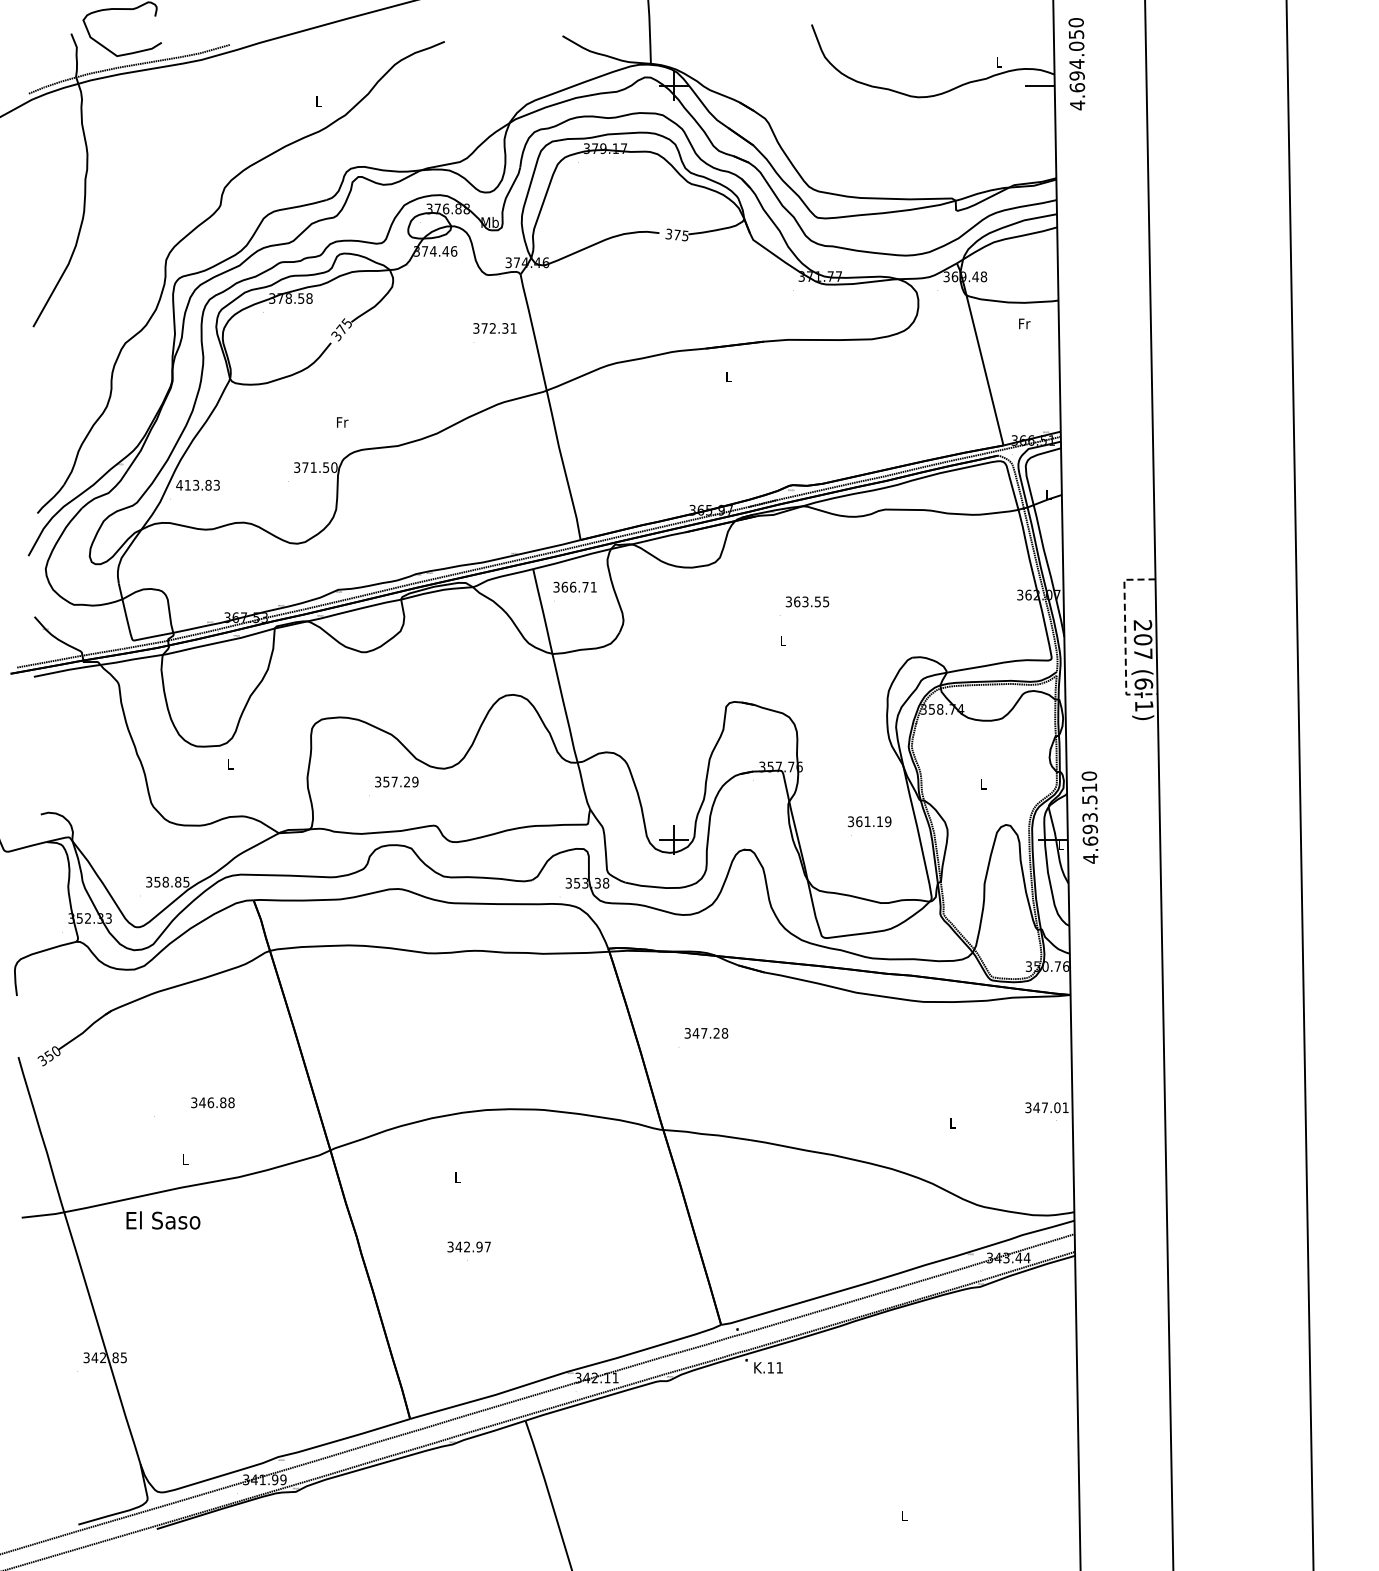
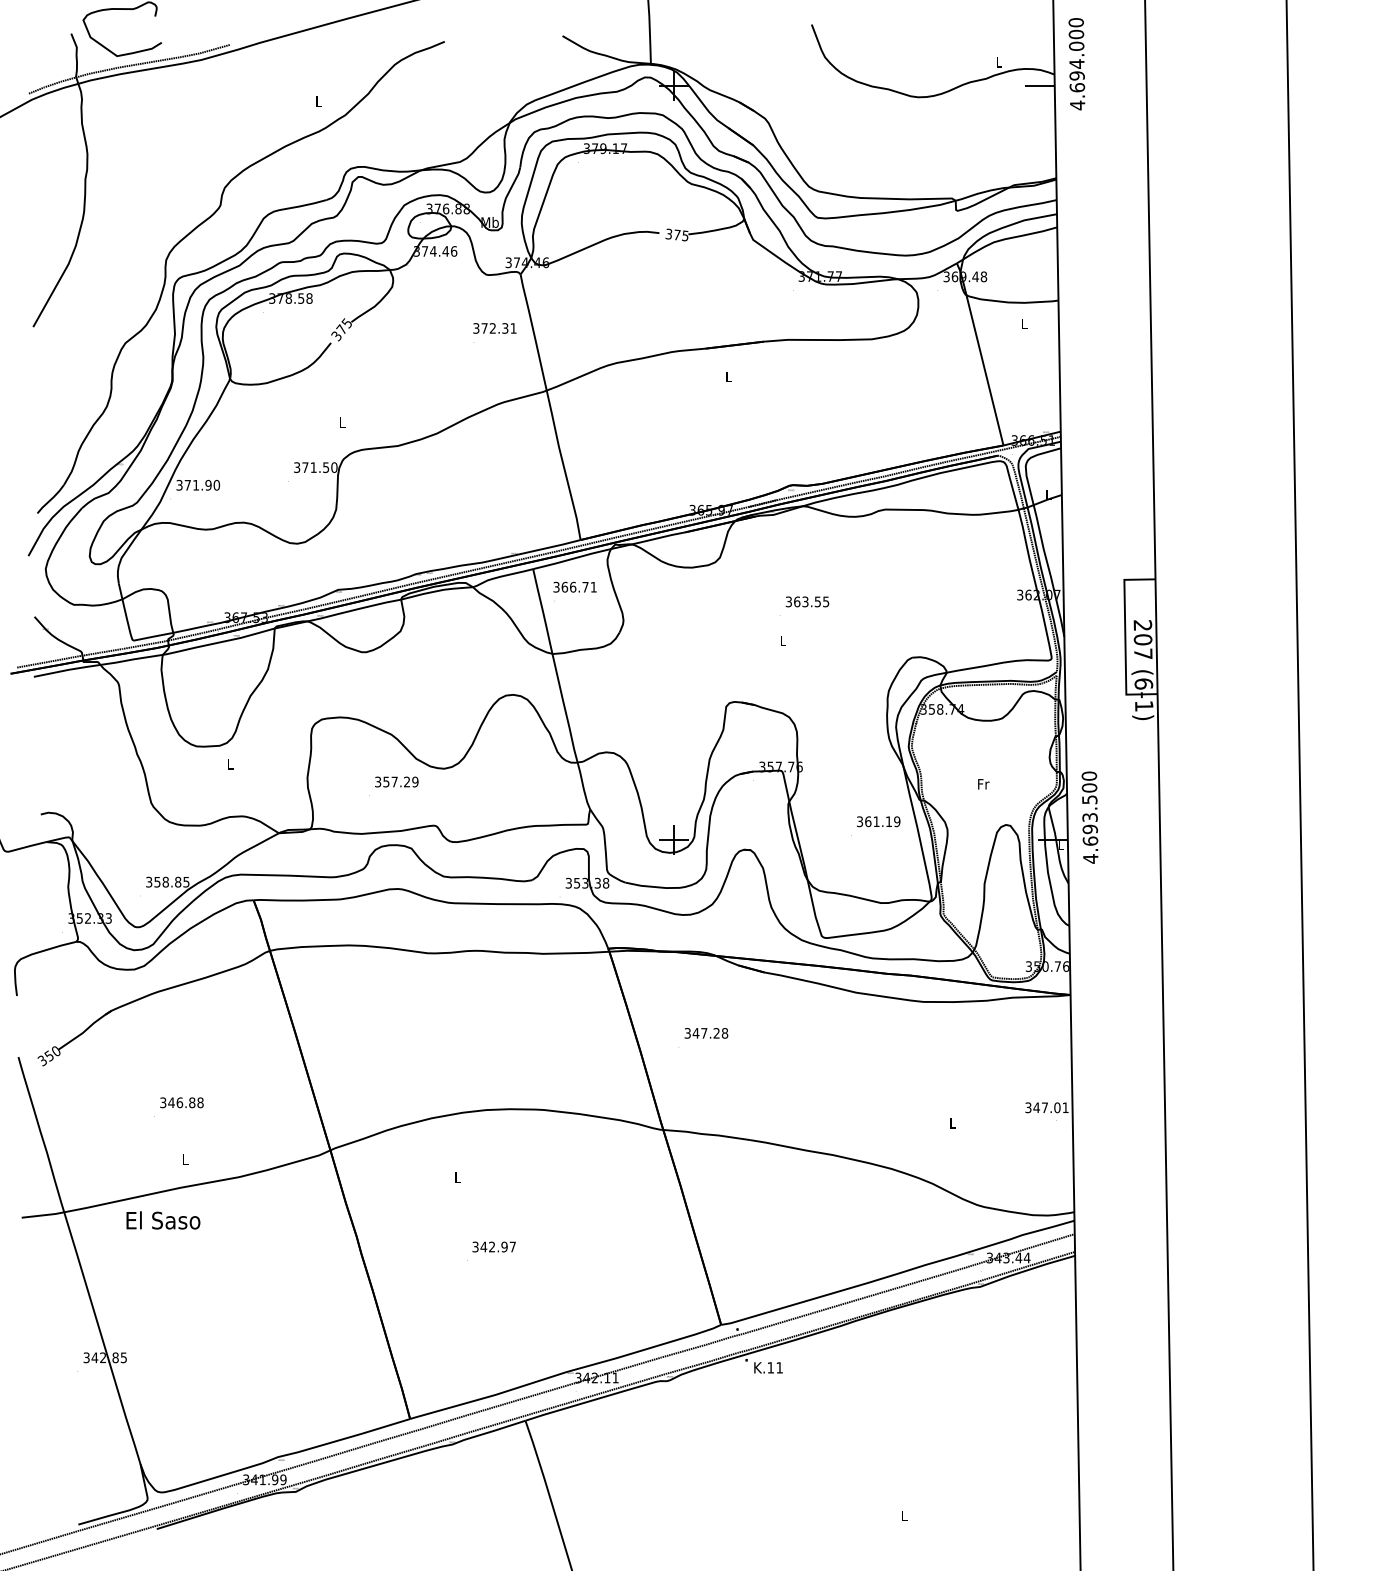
text: 4.694.050 -> 4.694.000 (1076, 34)
text: Fr -> L (1024, 323)
text: Fr -> L (342, 422)
text: 413.83 -> 371.90 (198, 484)
line: dashed -> solid (1125, 637)
text: L -> Fr (983, 784)
text: 4.693.510 -> 4.693.500 (1089, 787)
text position: (869, 821) -> (878, 821) (878, 821)
text position: (212, 1102) -> (181, 1102) (181, 1102)
text position: (468, 1246) -> (493, 1246) (493, 1246)
